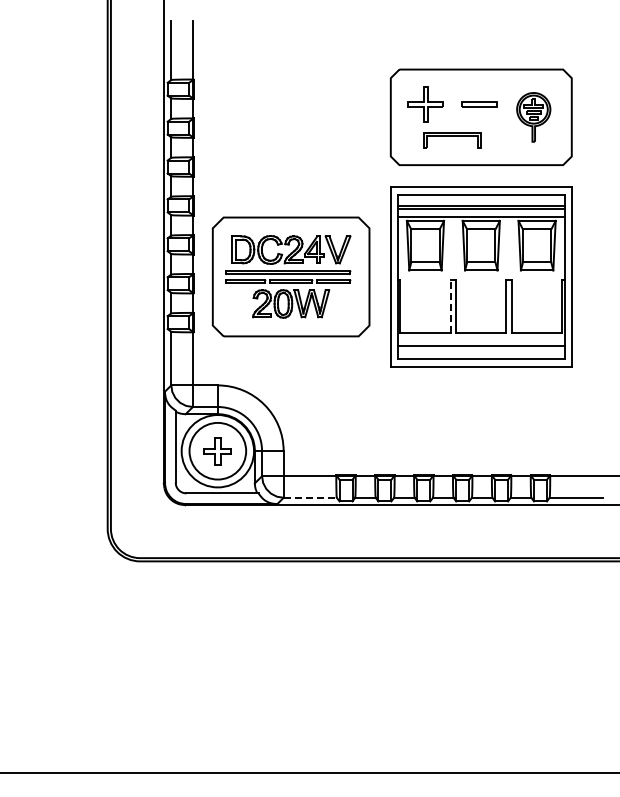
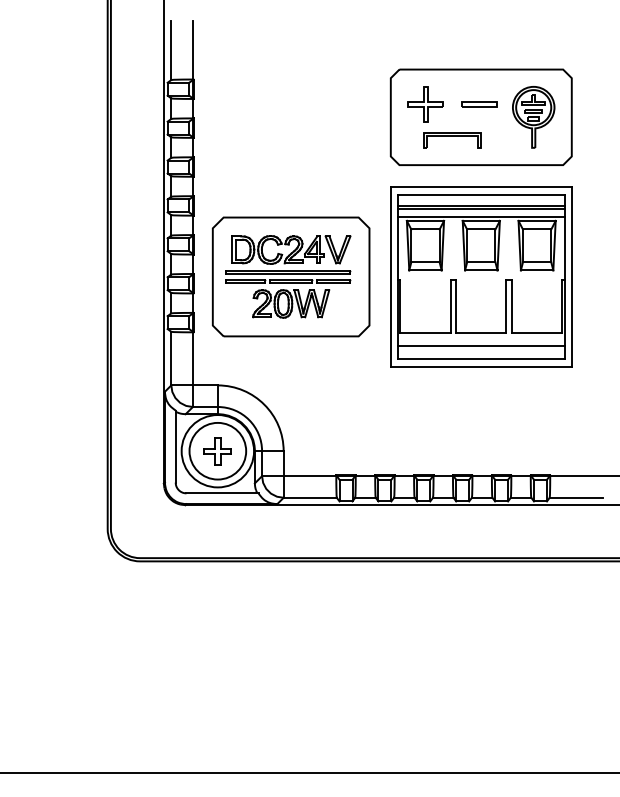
part size: 36x51 px -> 44x63 px (533, 117)
line: dashed -> solid (450, 306)
line: dashed -> solid (310, 497)
